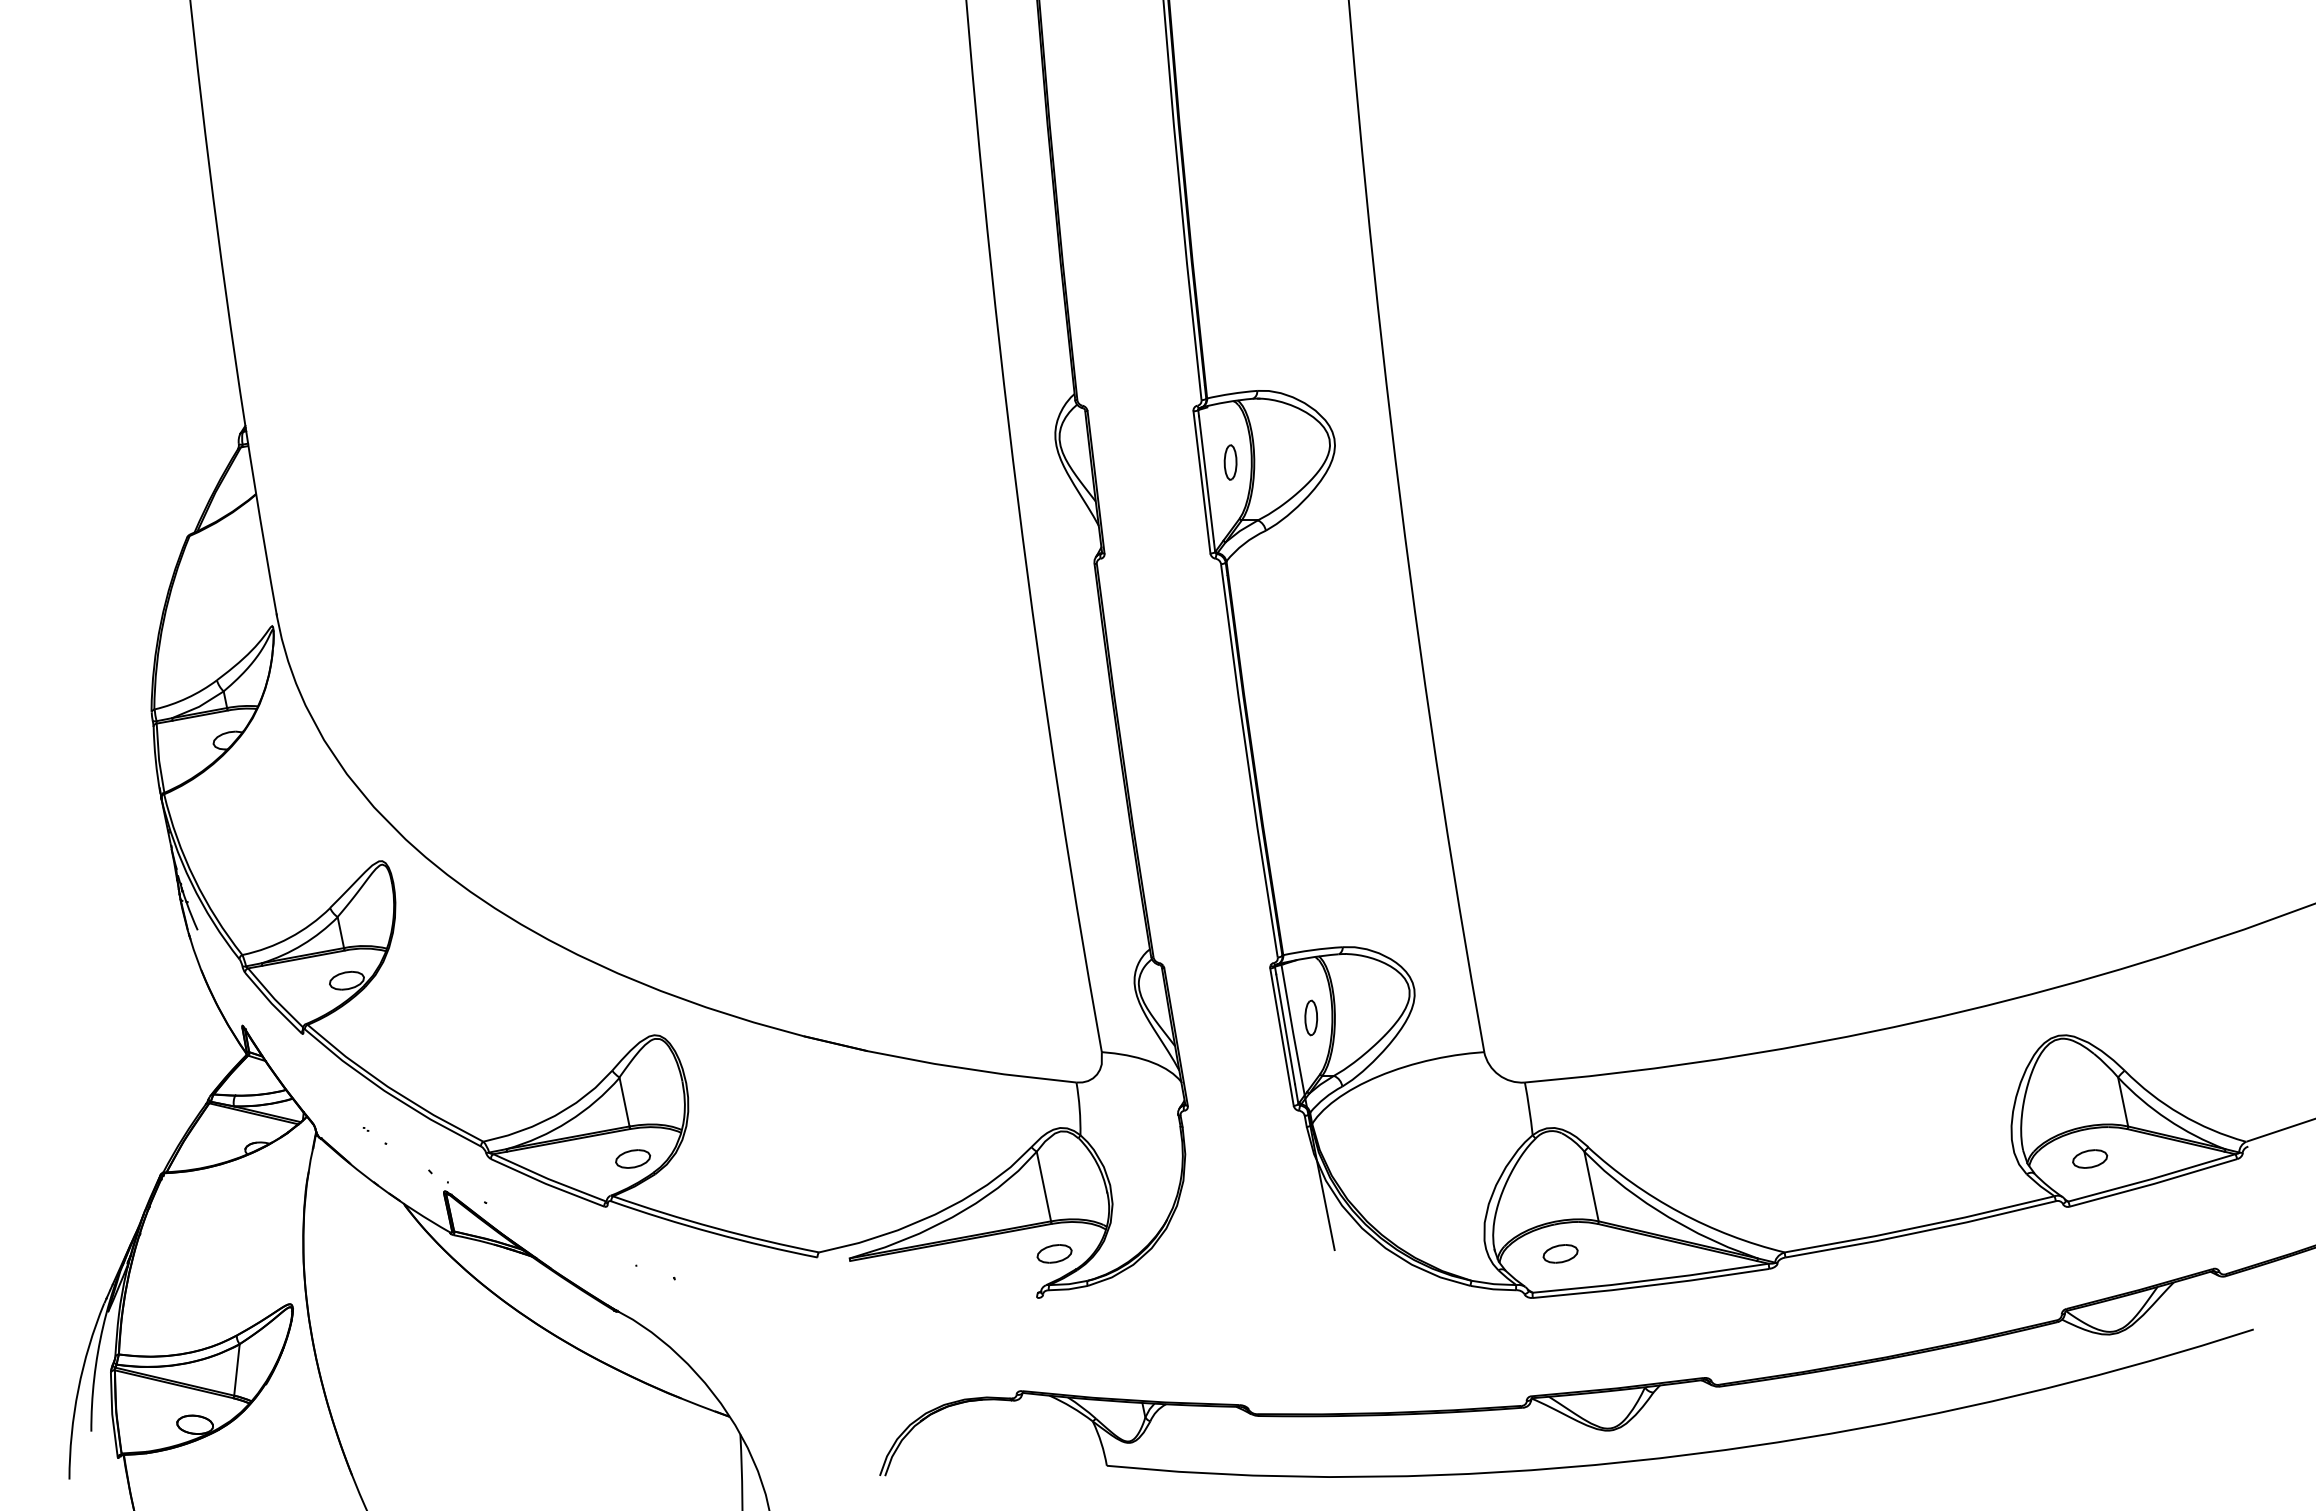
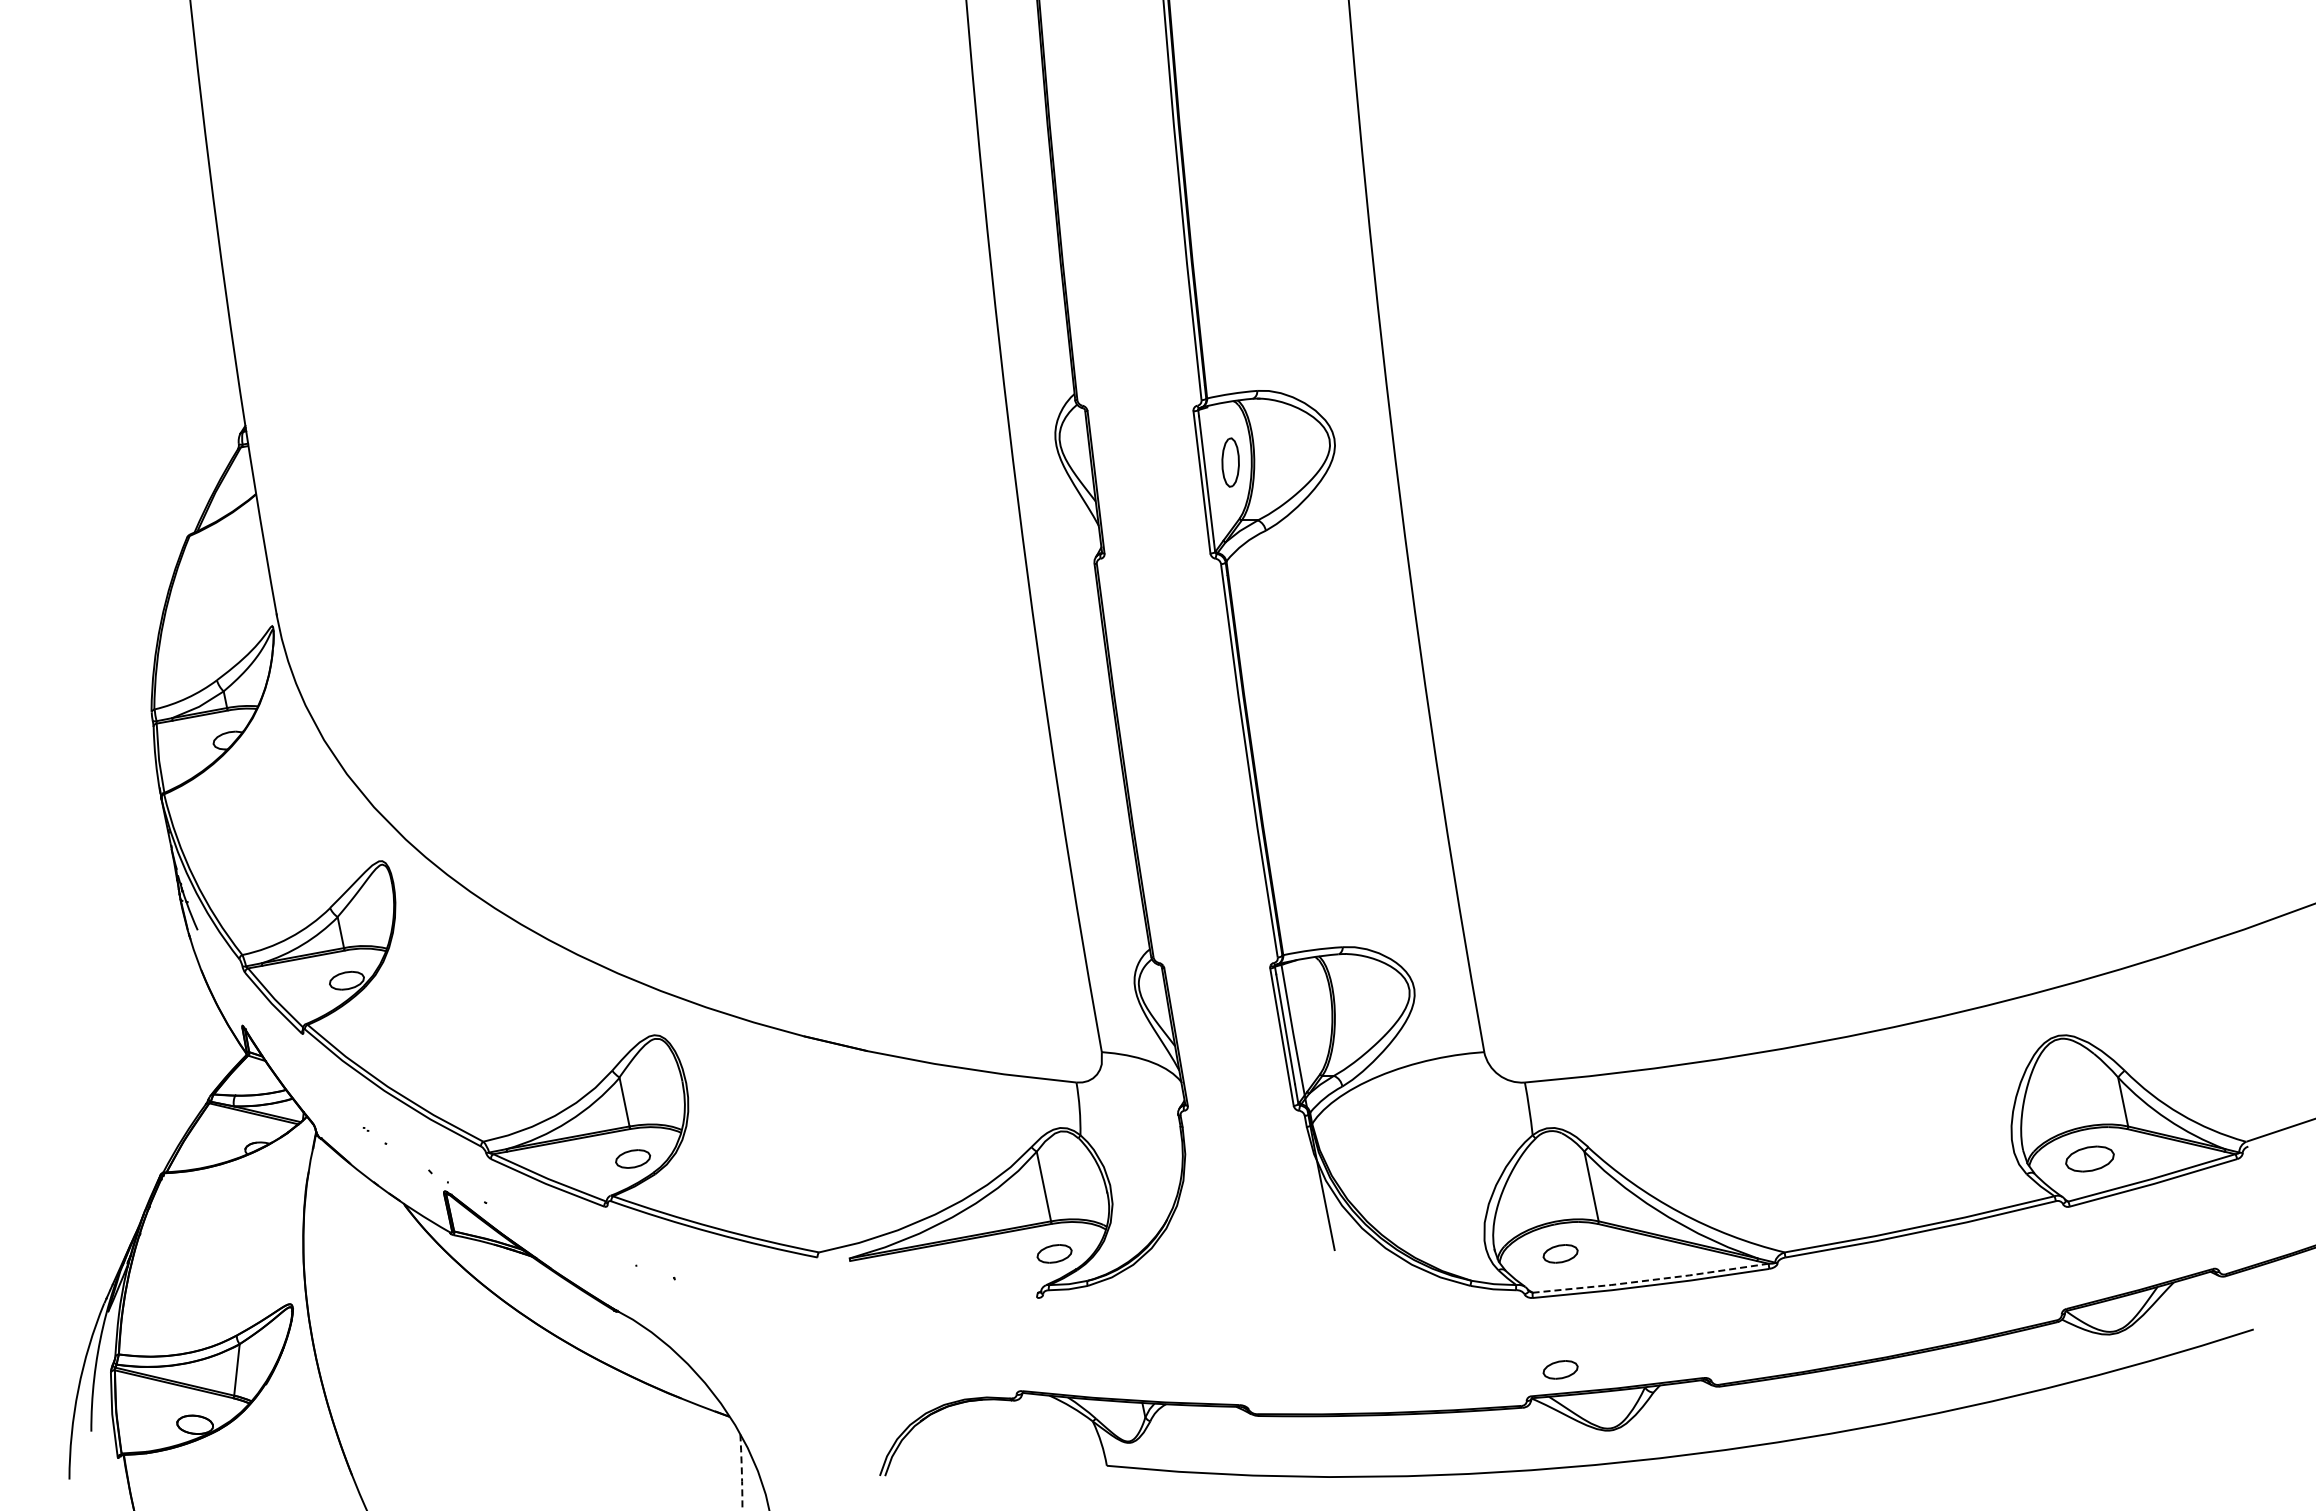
part size: 15x37 px -> 19x51 px (1230, 462)
part: present -> none (1311, 1017)
part size: 37x20 px -> 50x28 px (2089, 1158)
line: solid -> dashed (1650, 1280)
part: none -> present (1560, 1369)
arc: solid -> dashed (741, 1472)
